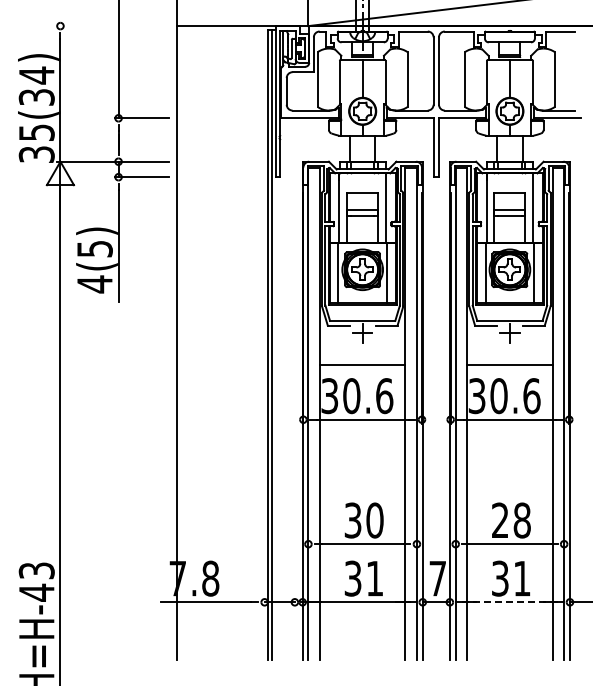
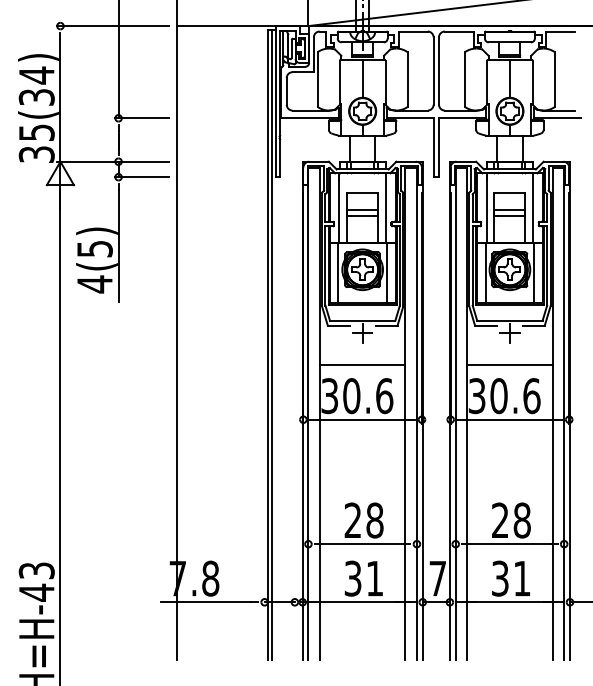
line: none -> present (112, 26)
text: 30 -> 28 (363, 520)
line: dashed -> solid (509, 602)
